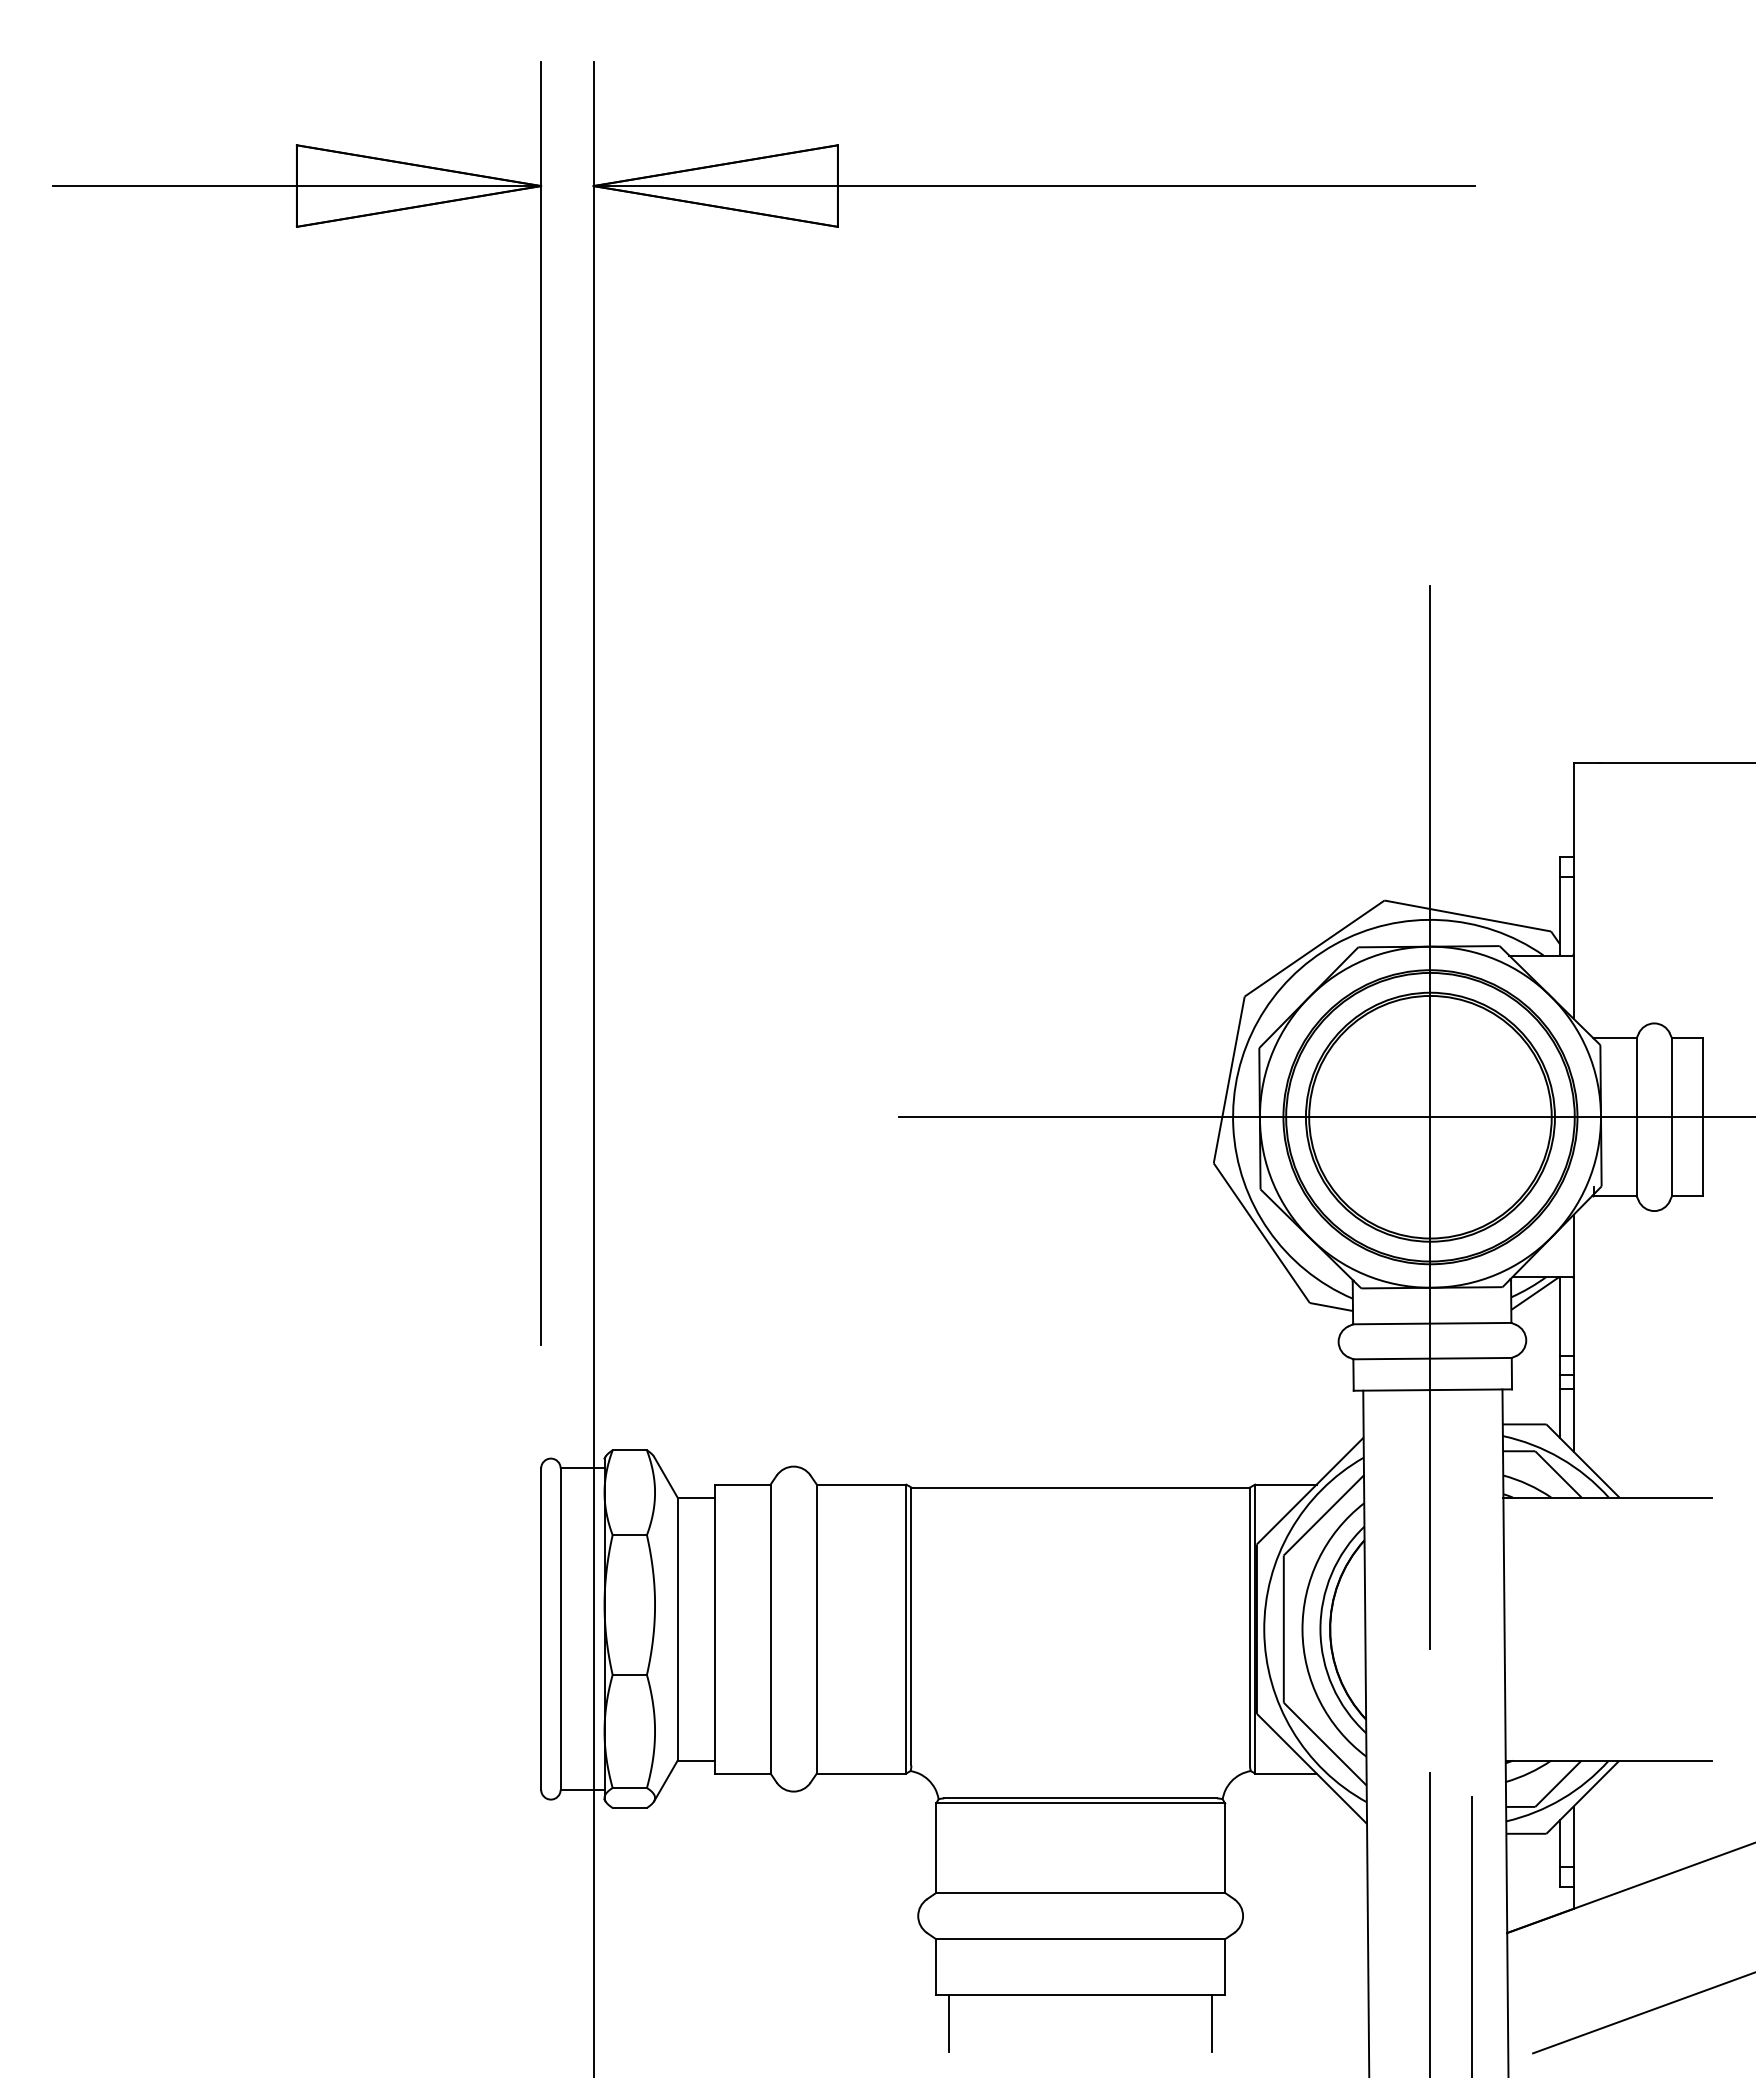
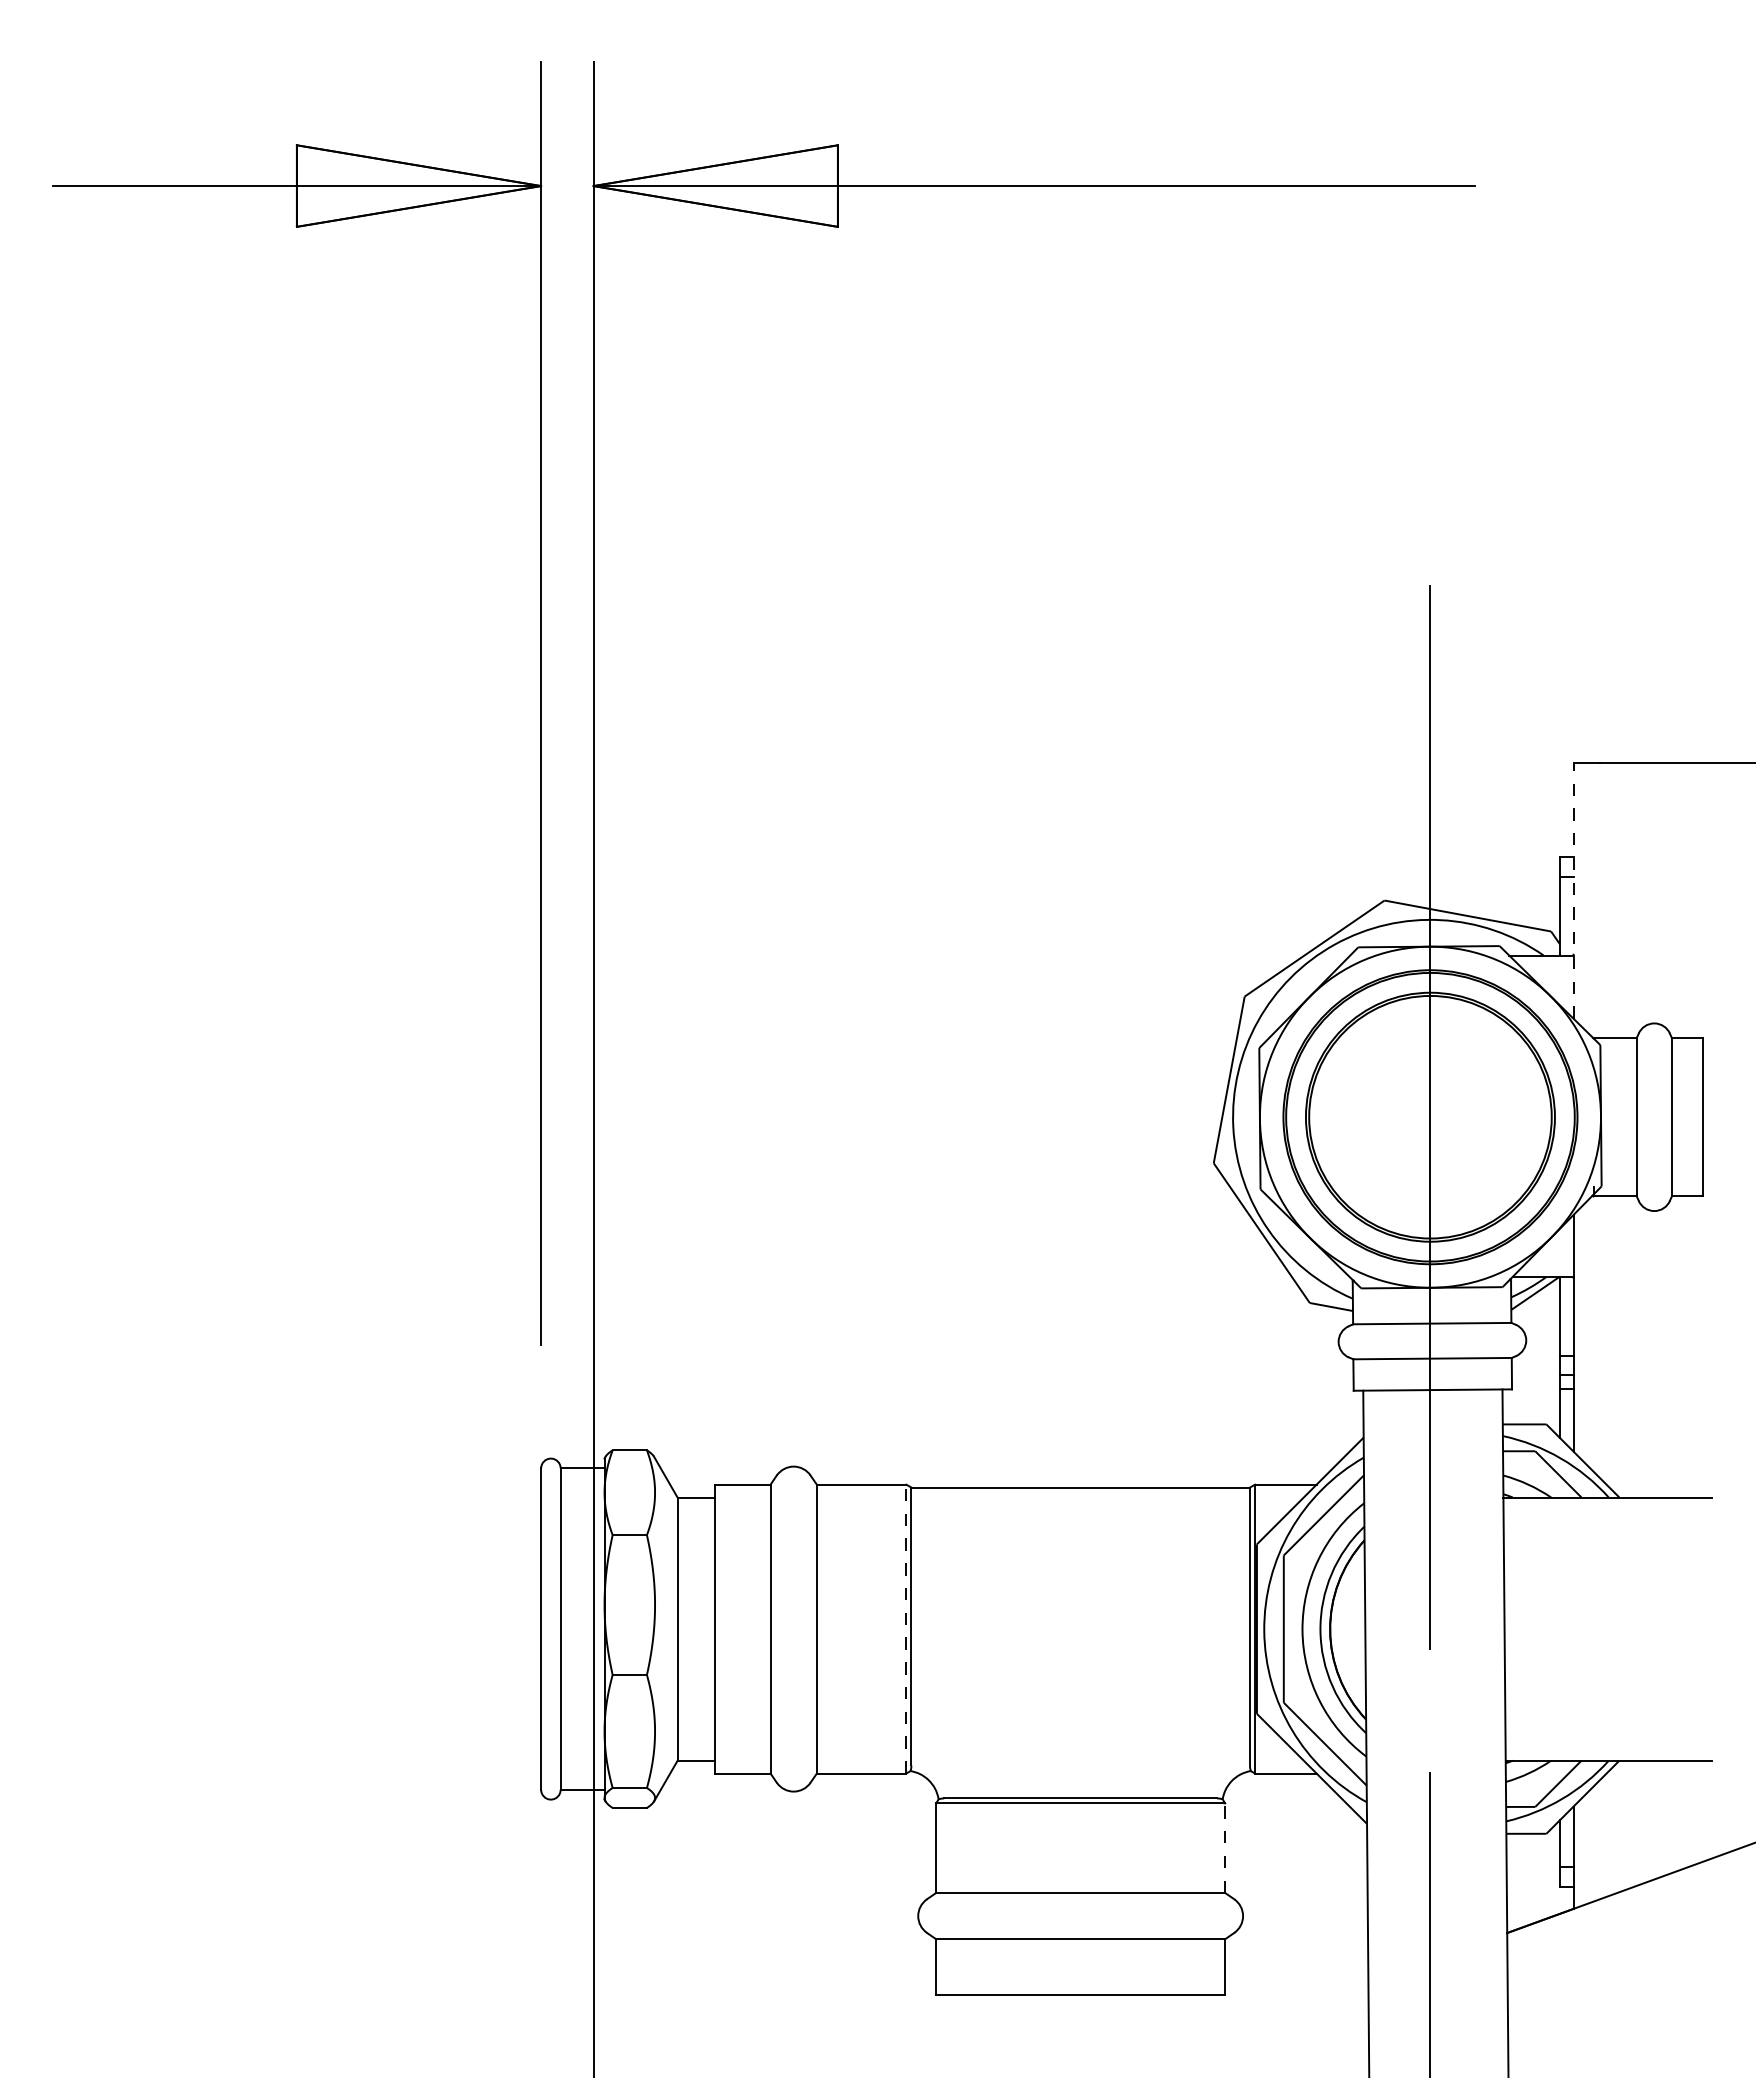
line: solid -> dashed (1573, 890)
line: present -> none (1325, 1117)
line: solid -> dashed (906, 1628)
line: solid -> dashed (1225, 1848)
line: present -> none (1472, 1935)
line: present -> none (1642, 2013)
line: present -> none (949, 2023)
line: present -> none (1212, 2023)
